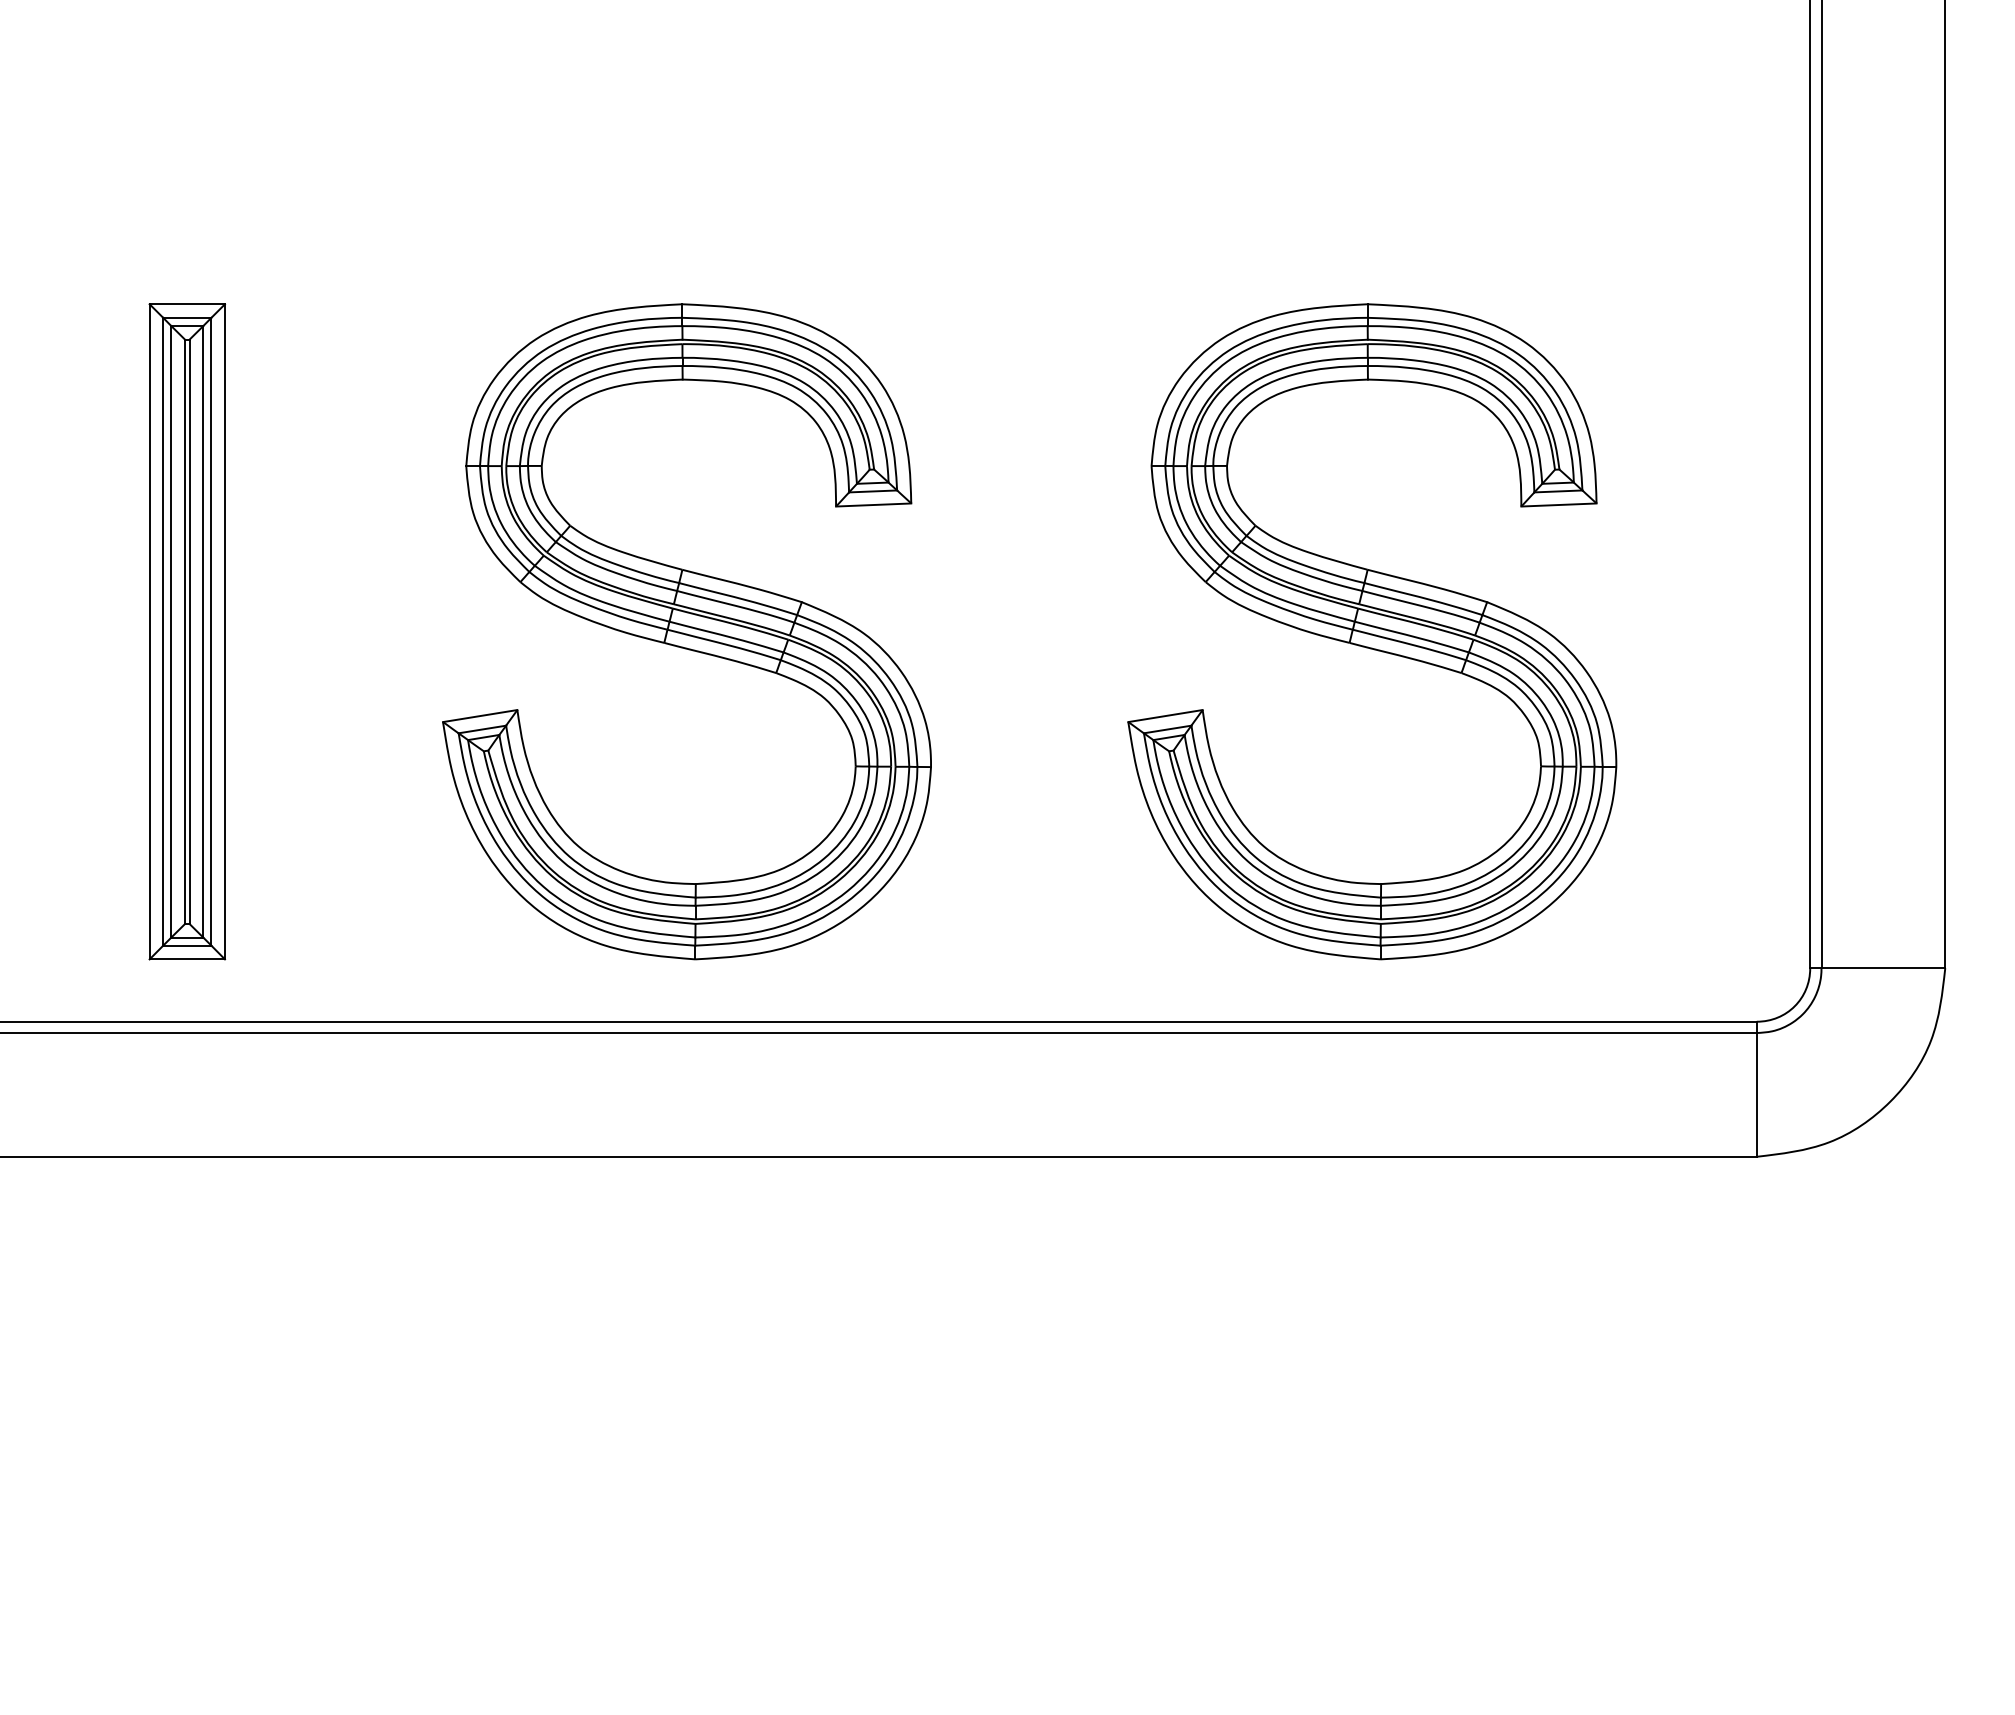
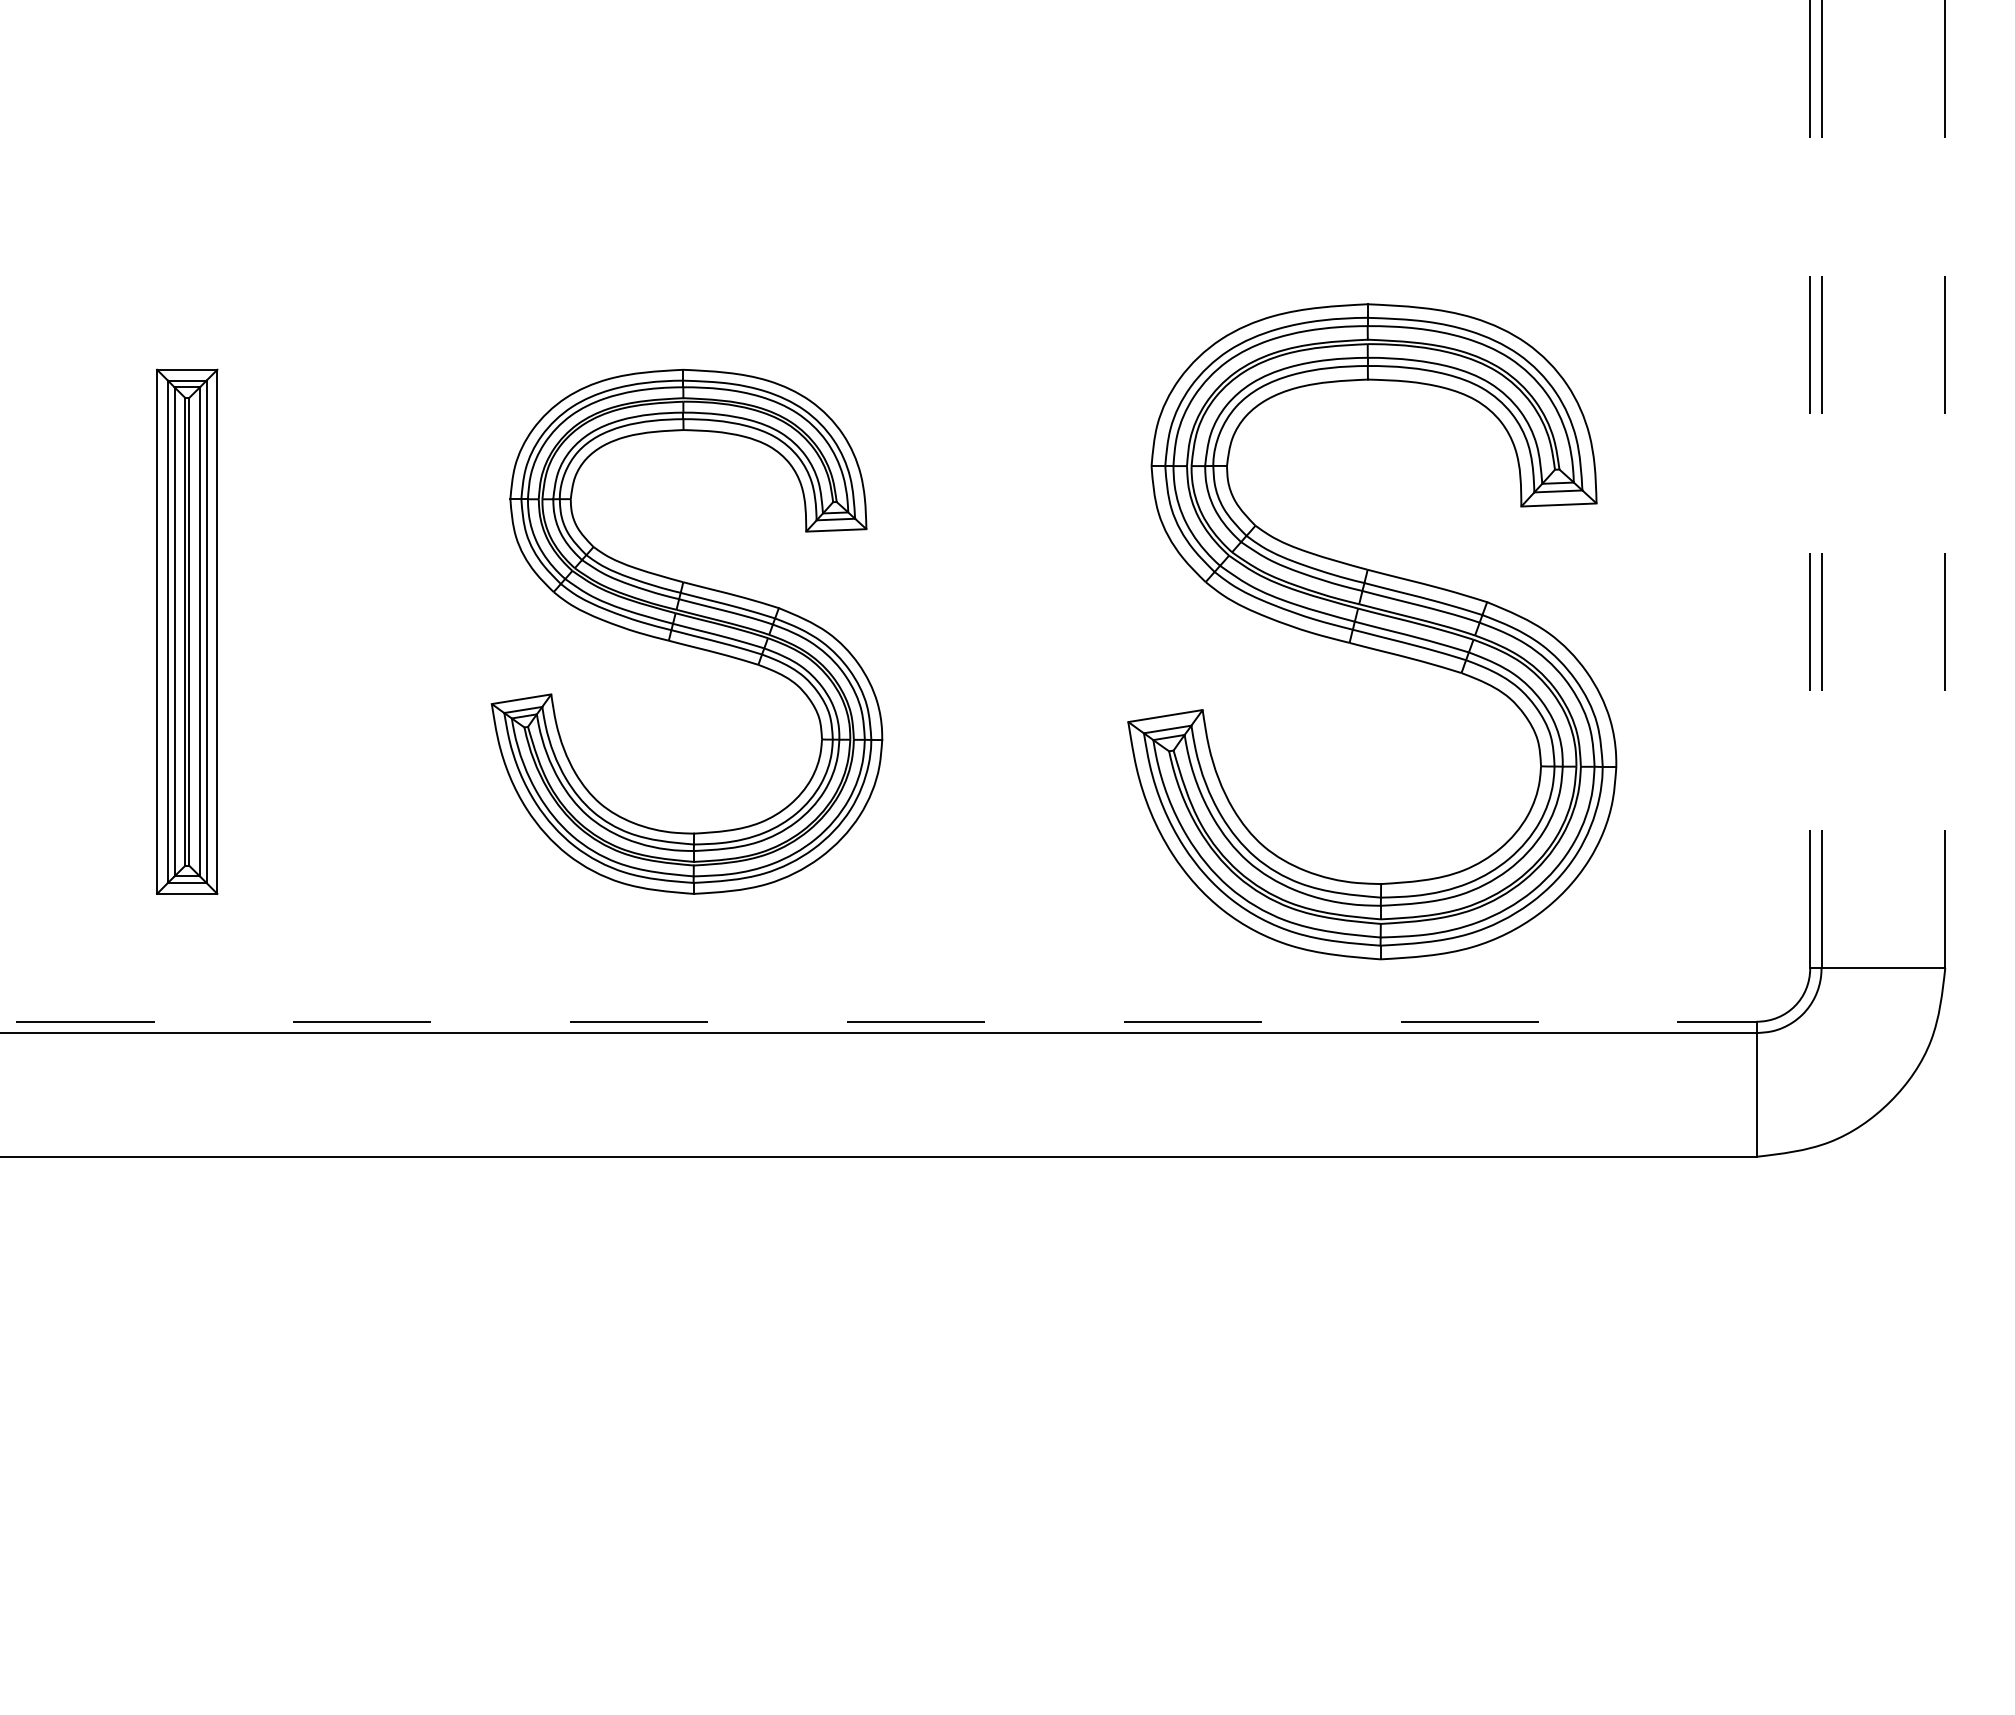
line: solid -> dashed (1810, 484)
line: solid -> dashed (1821, 484)
line: solid -> dashed (1945, 484)
part size: 78x658 px -> 63x527 px (187, 631)
part size: 490x658 px -> 394x527 px (686, 631)
line: solid -> dashed (879, 1021)
